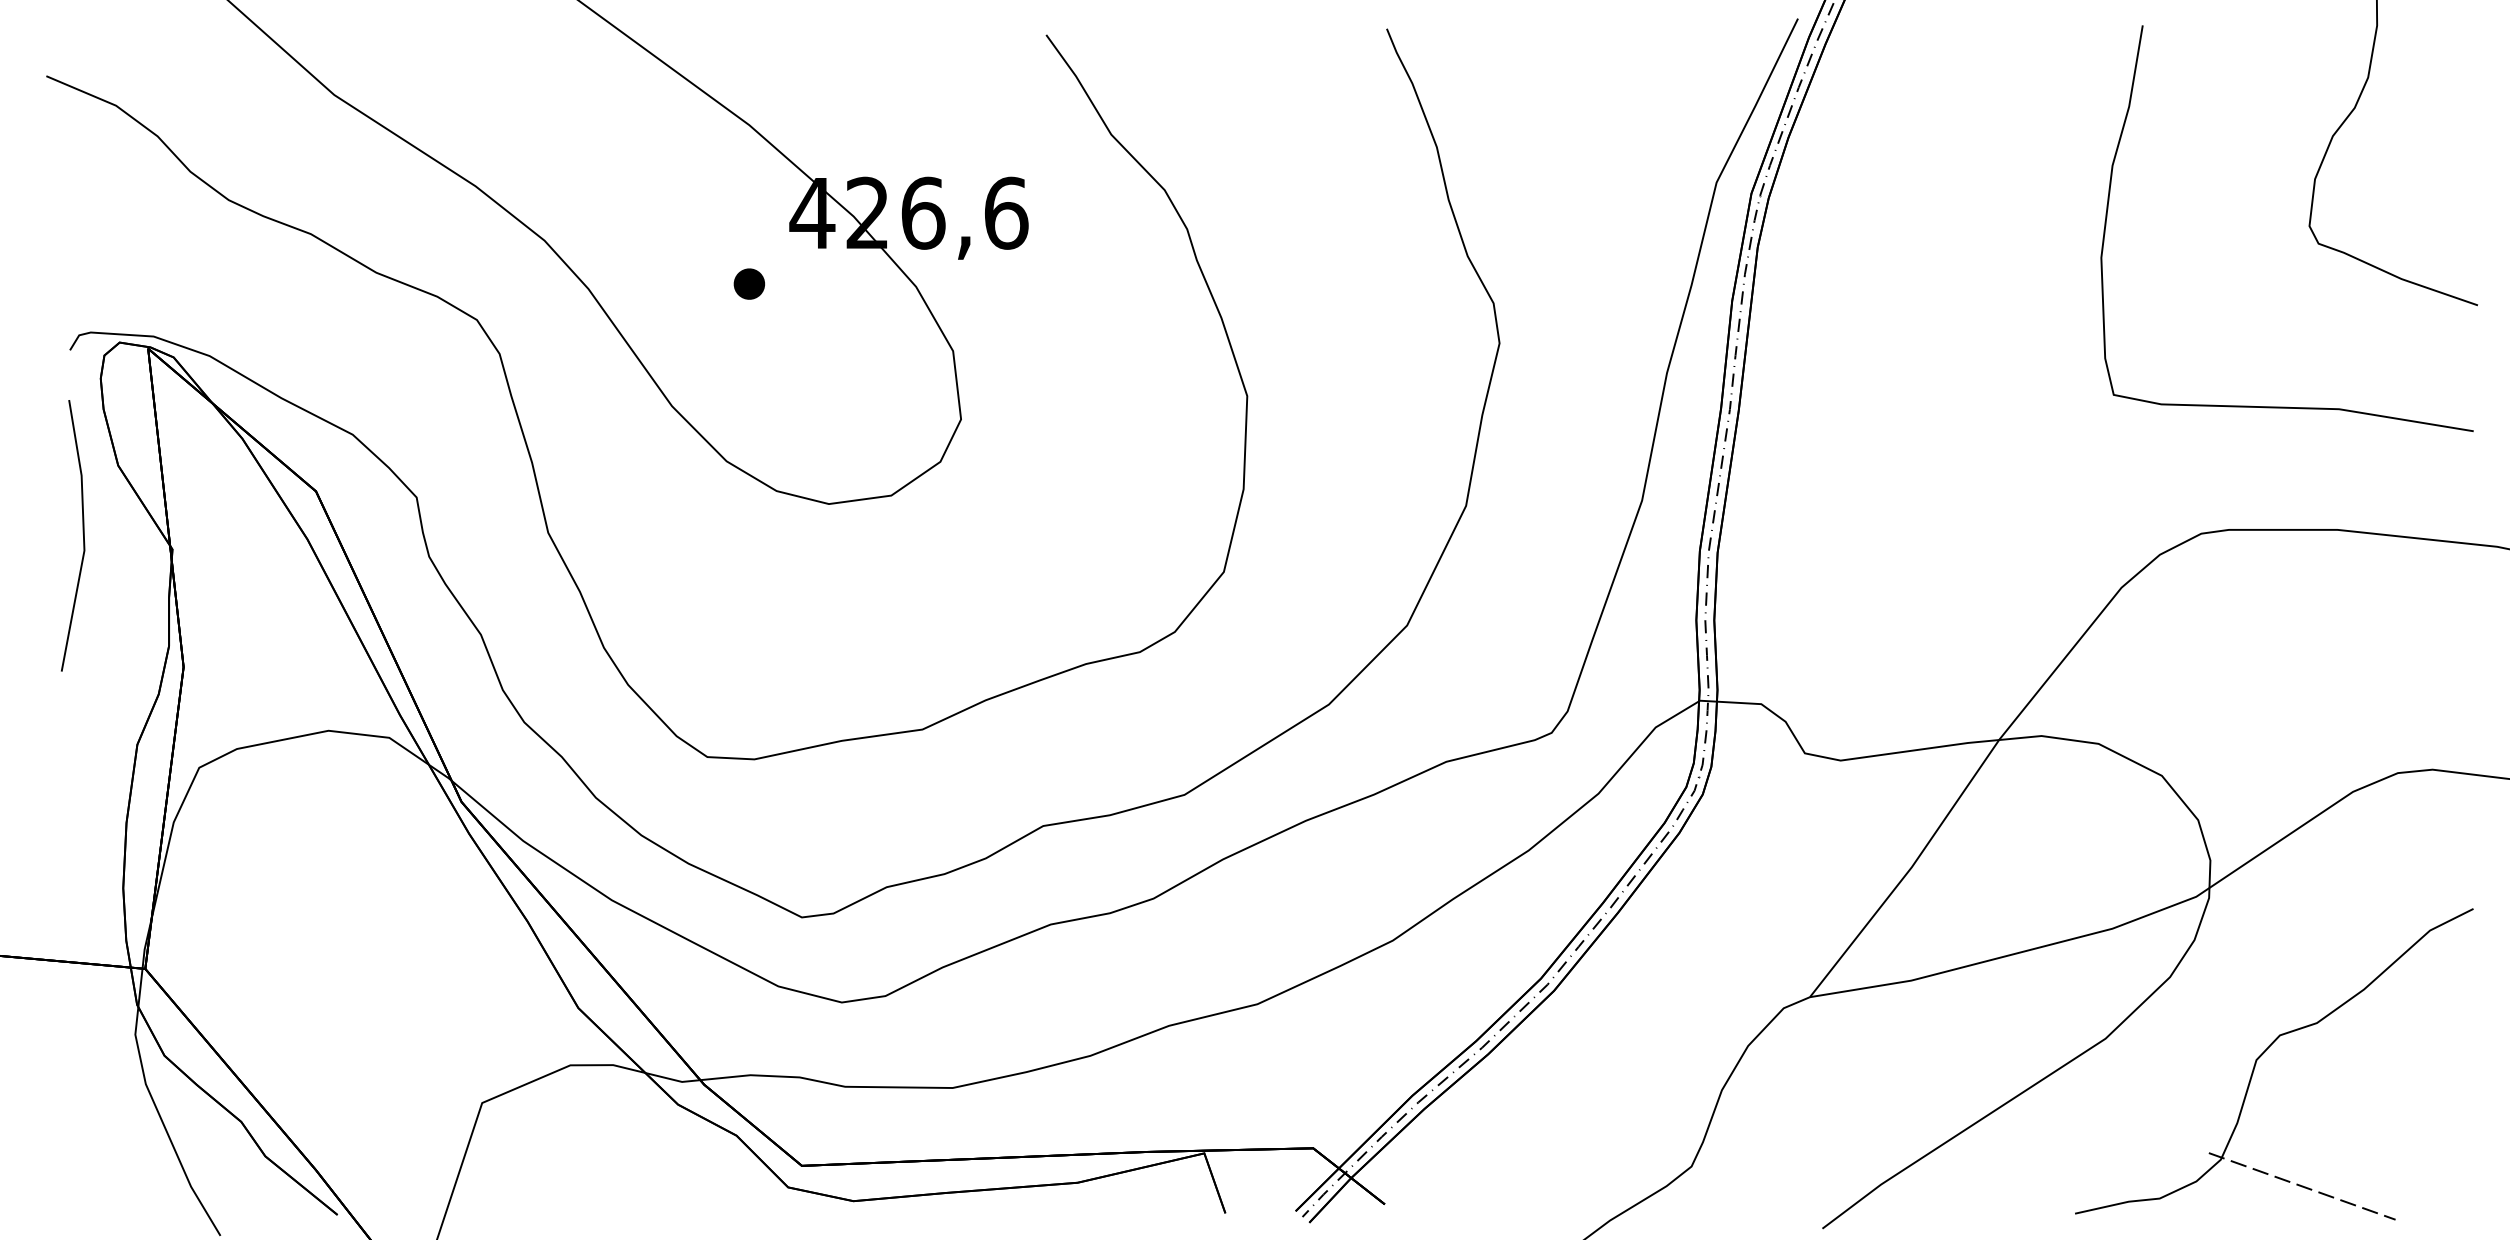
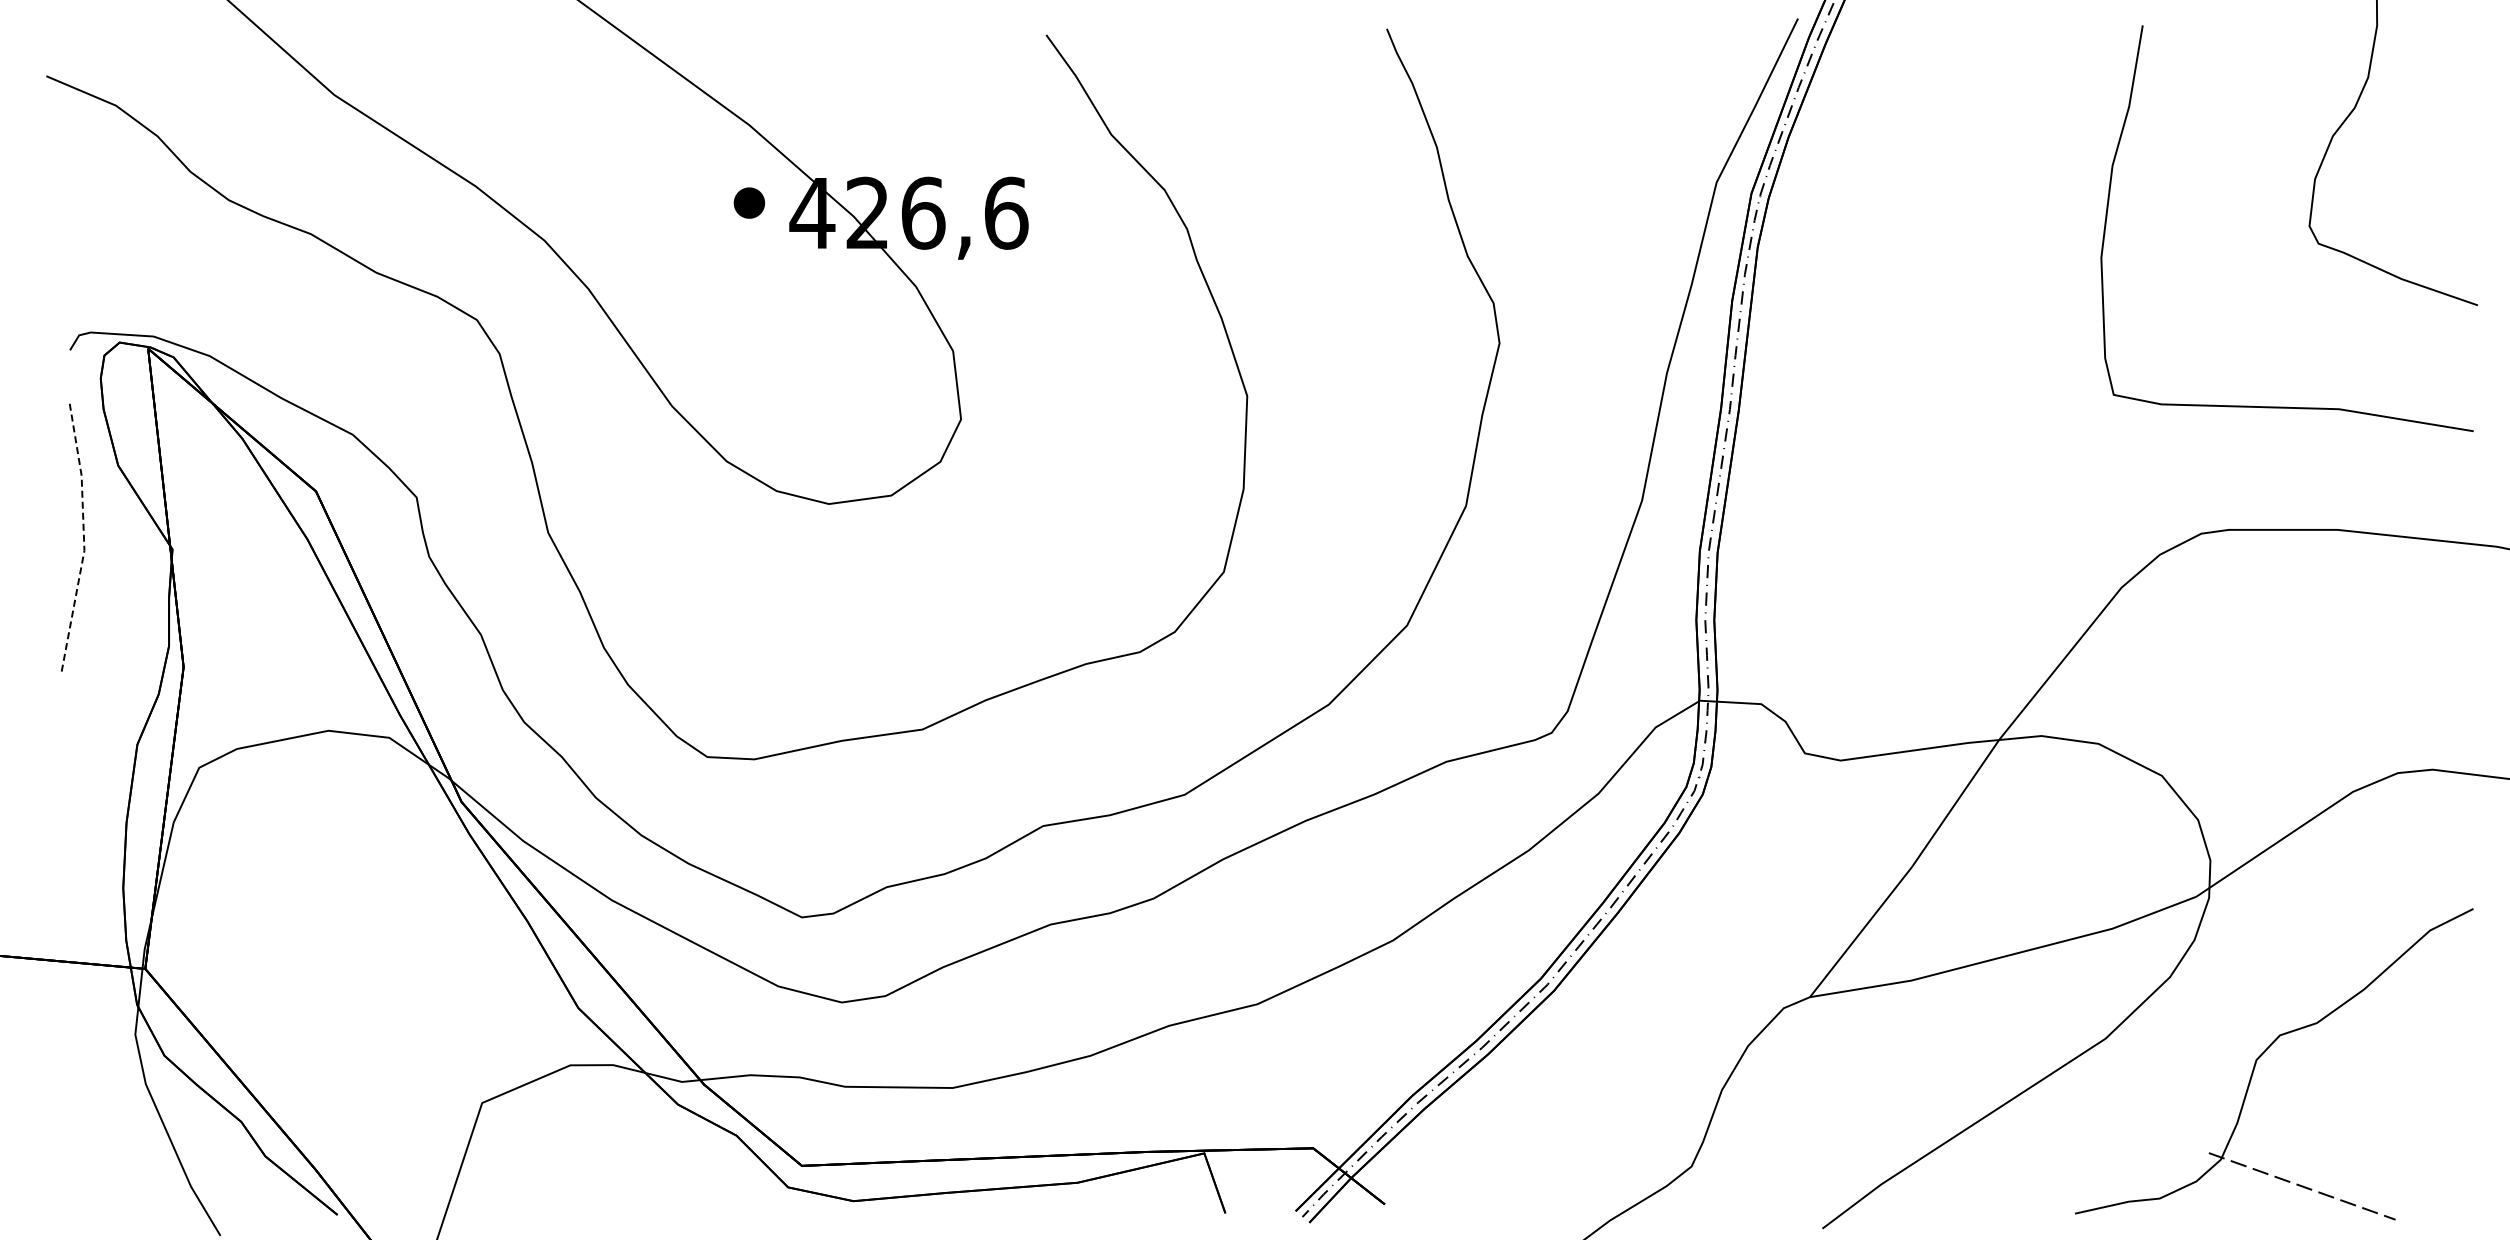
part position: (748, 283) -> (748, 202) (748, 202)
line: solid -> dashed (83, 535)
